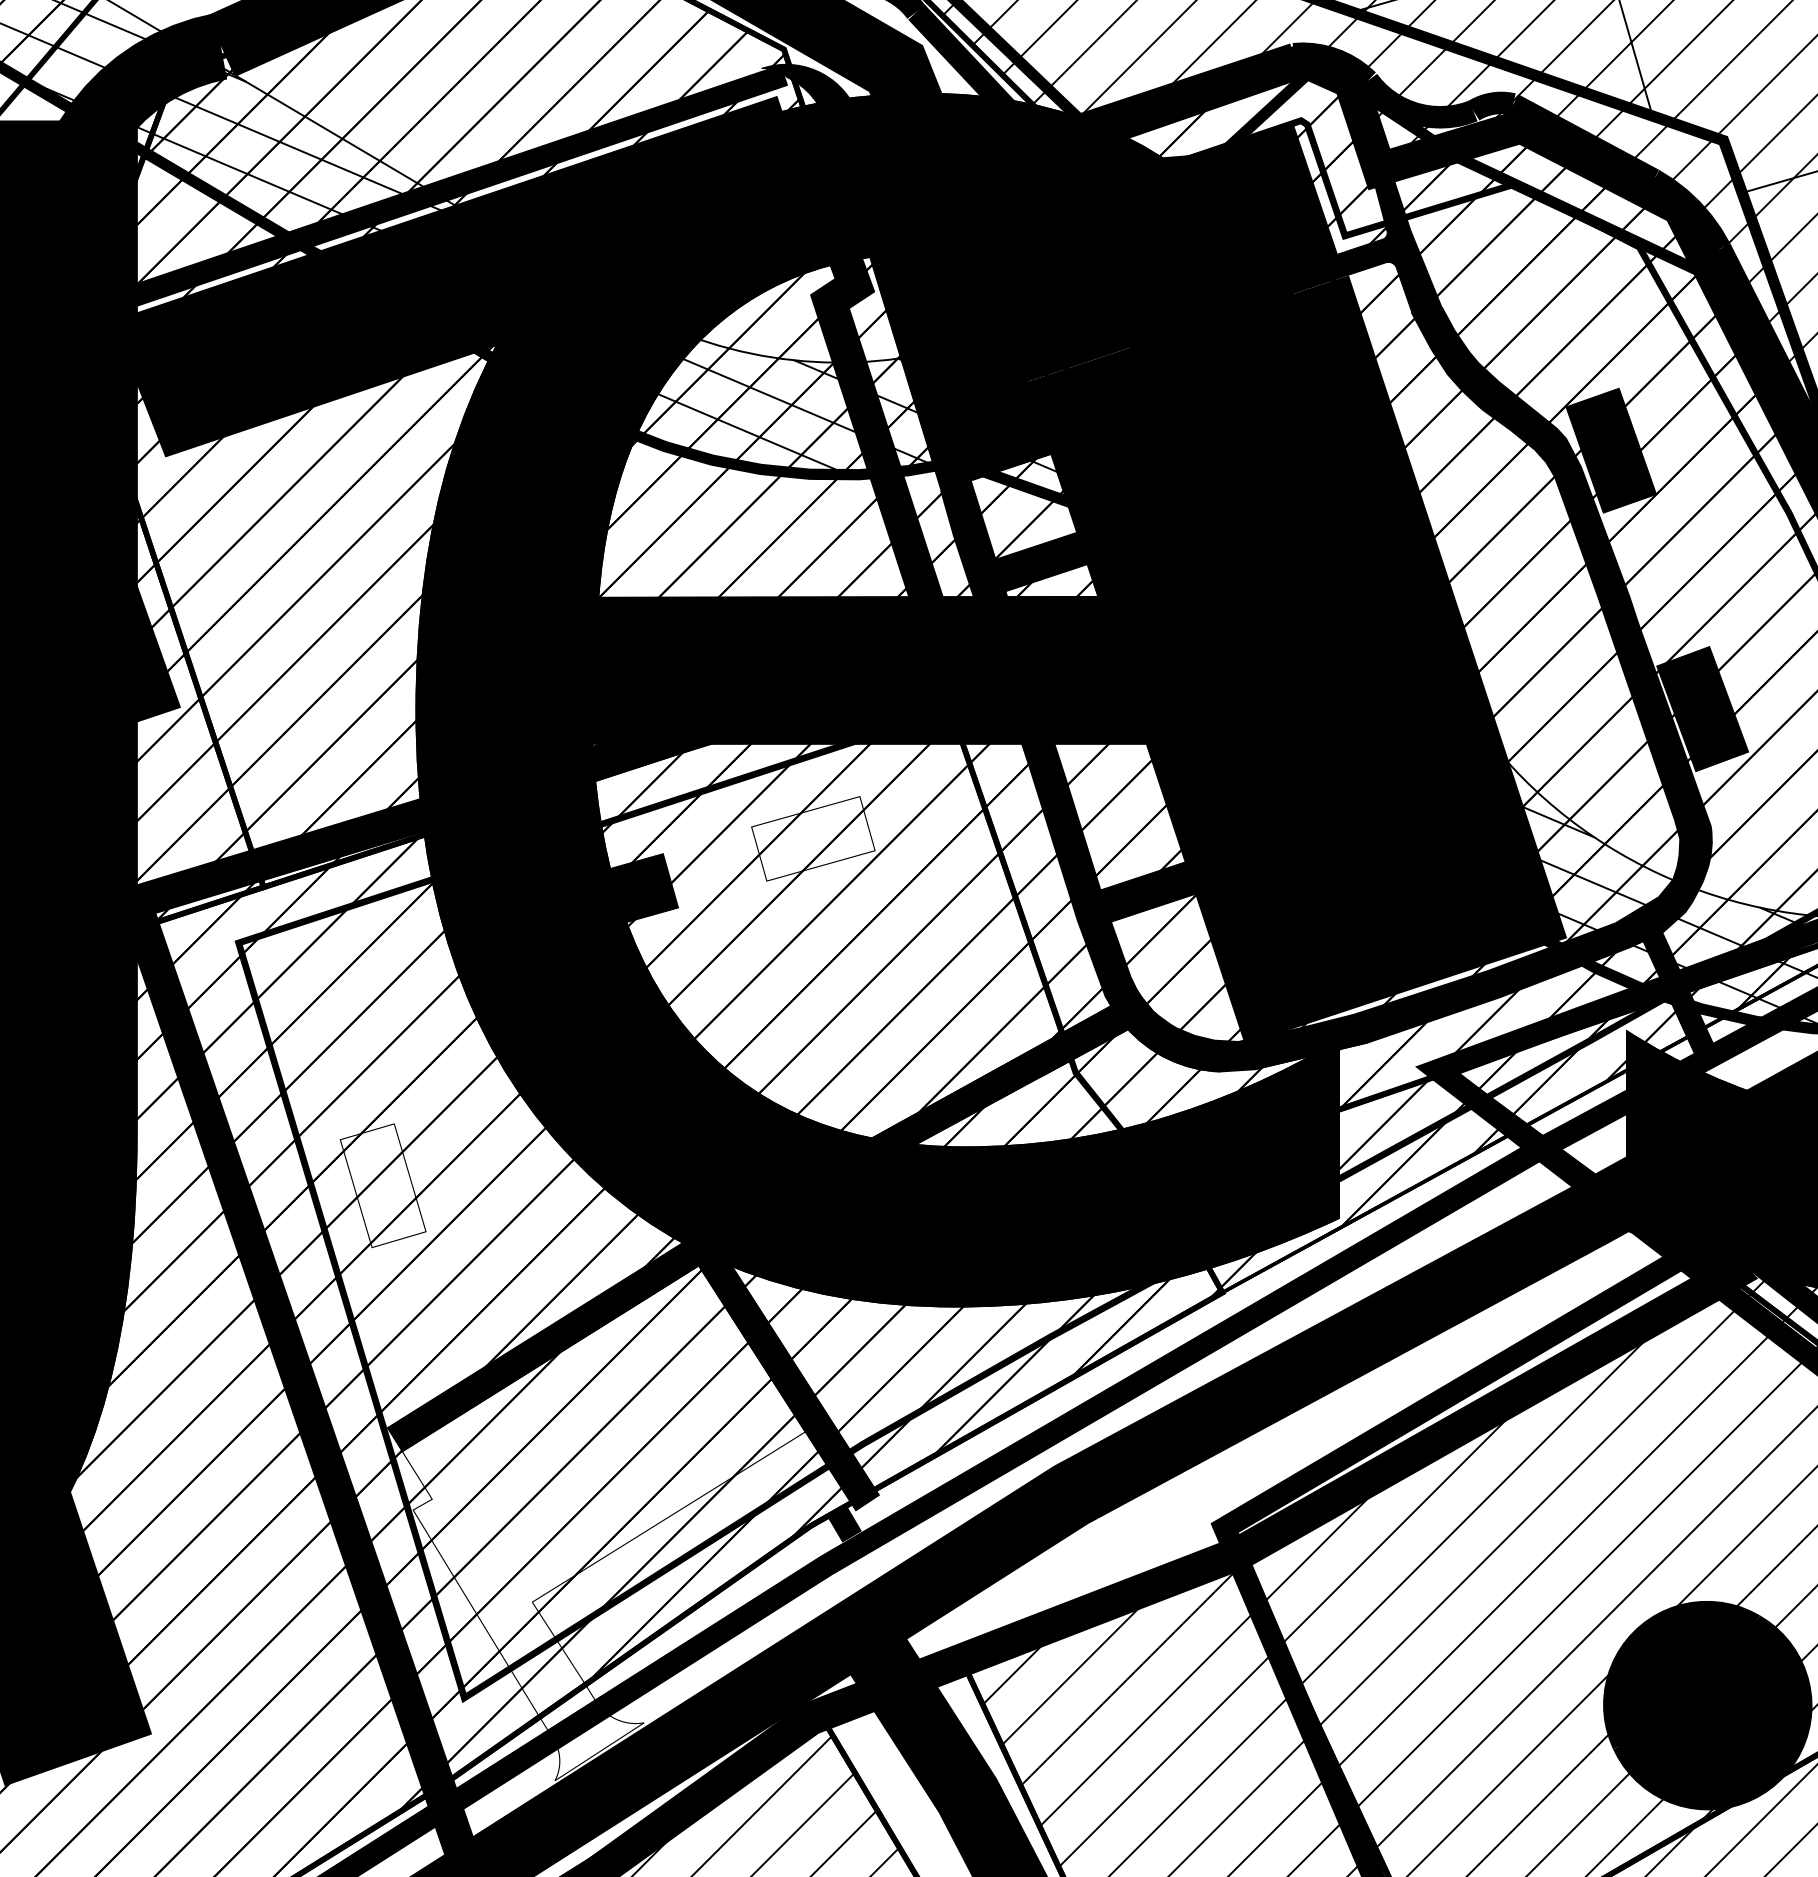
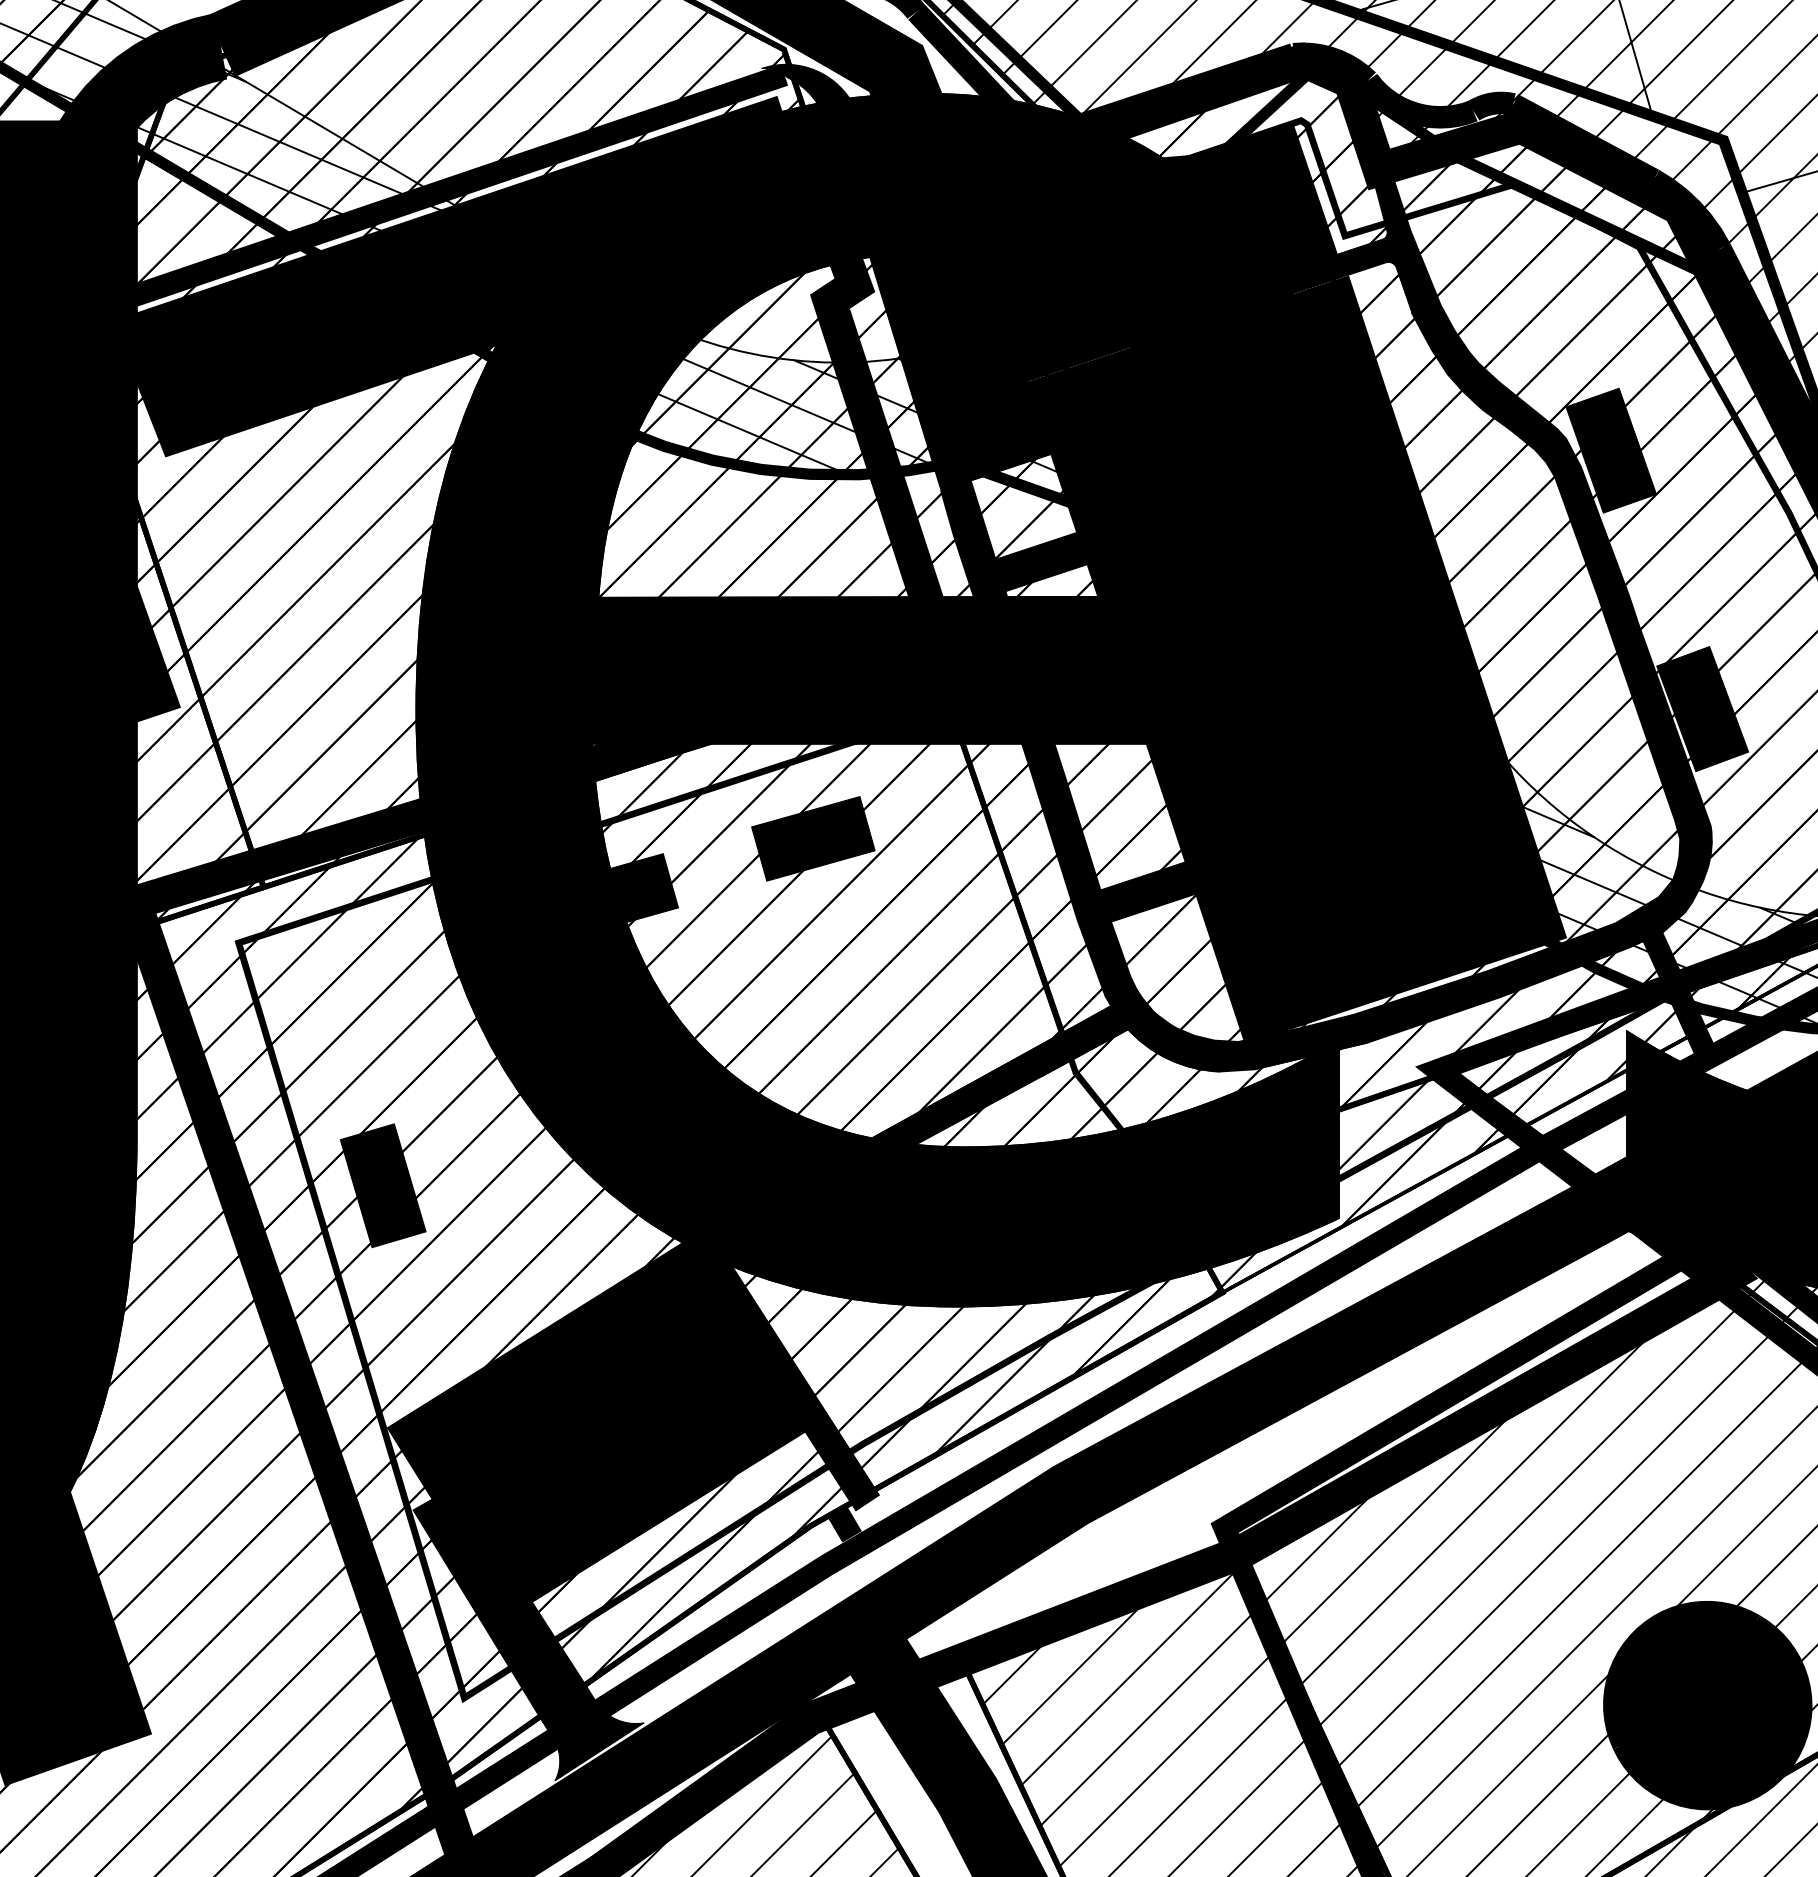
fill: none -> present (813, 838)
fill: none -> present (383, 1185)
fill: none -> present (603, 1522)
